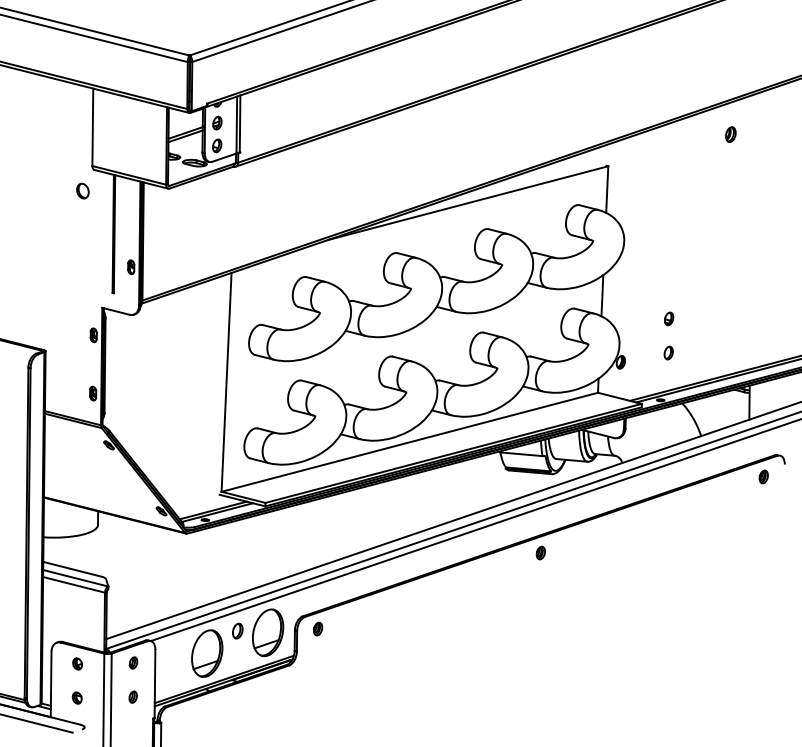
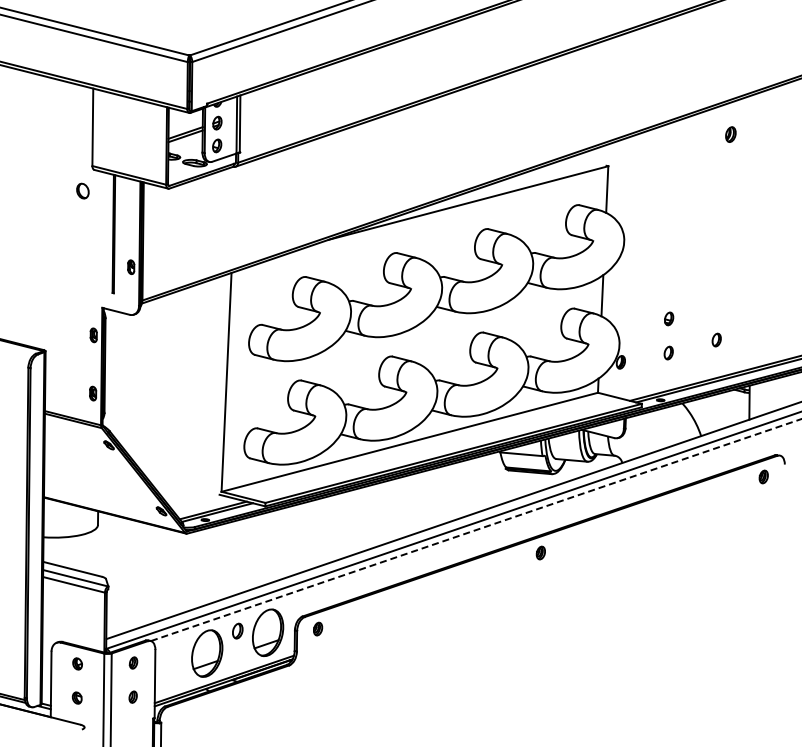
part: none -> present (716, 339)
line: solid -> dashed (476, 530)
line: present -> none (37, 723)
